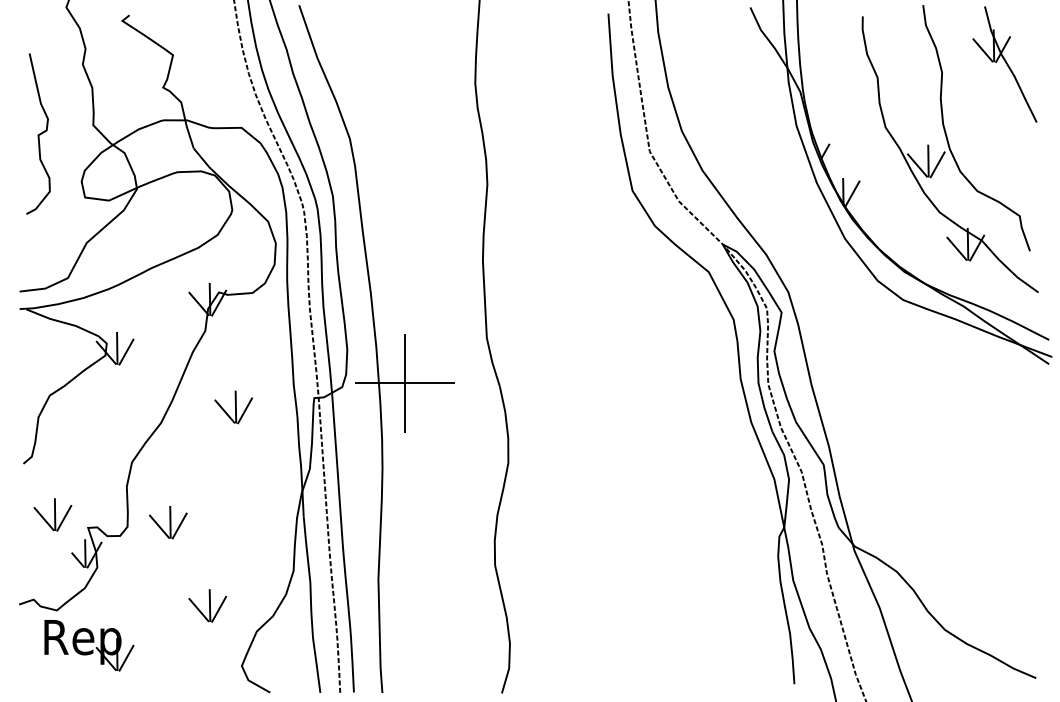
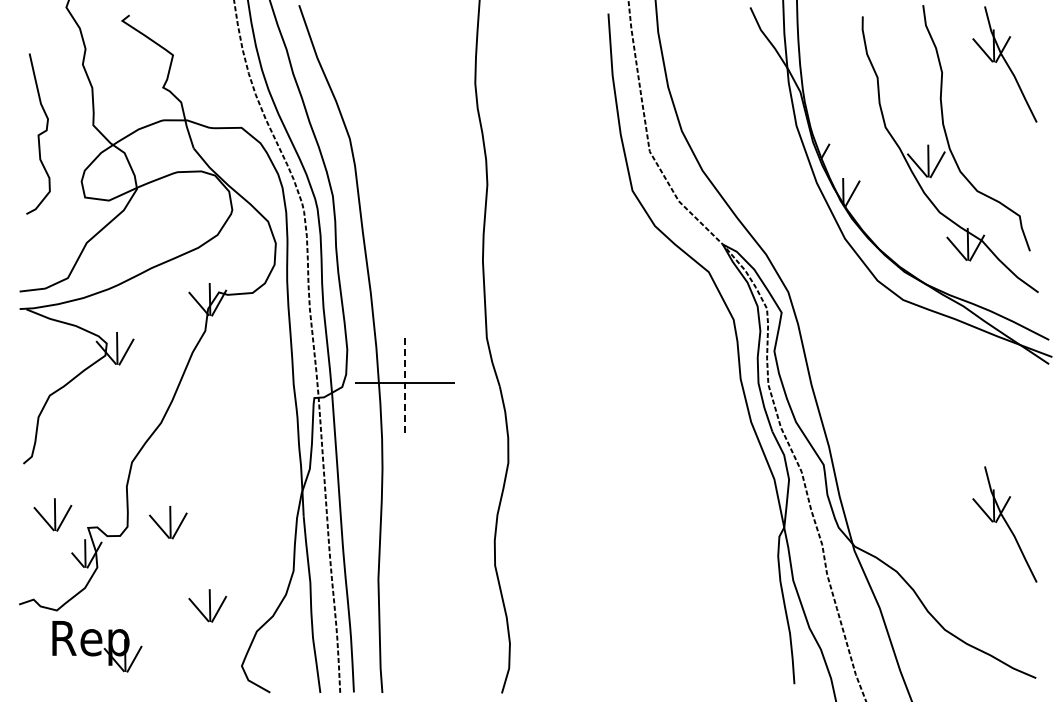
line: solid -> dashed (404, 383)
part: present -> none (233, 407)
part: none -> present (1004, 524)
part position: (89, 645) -> (97, 646) (97, 646)
